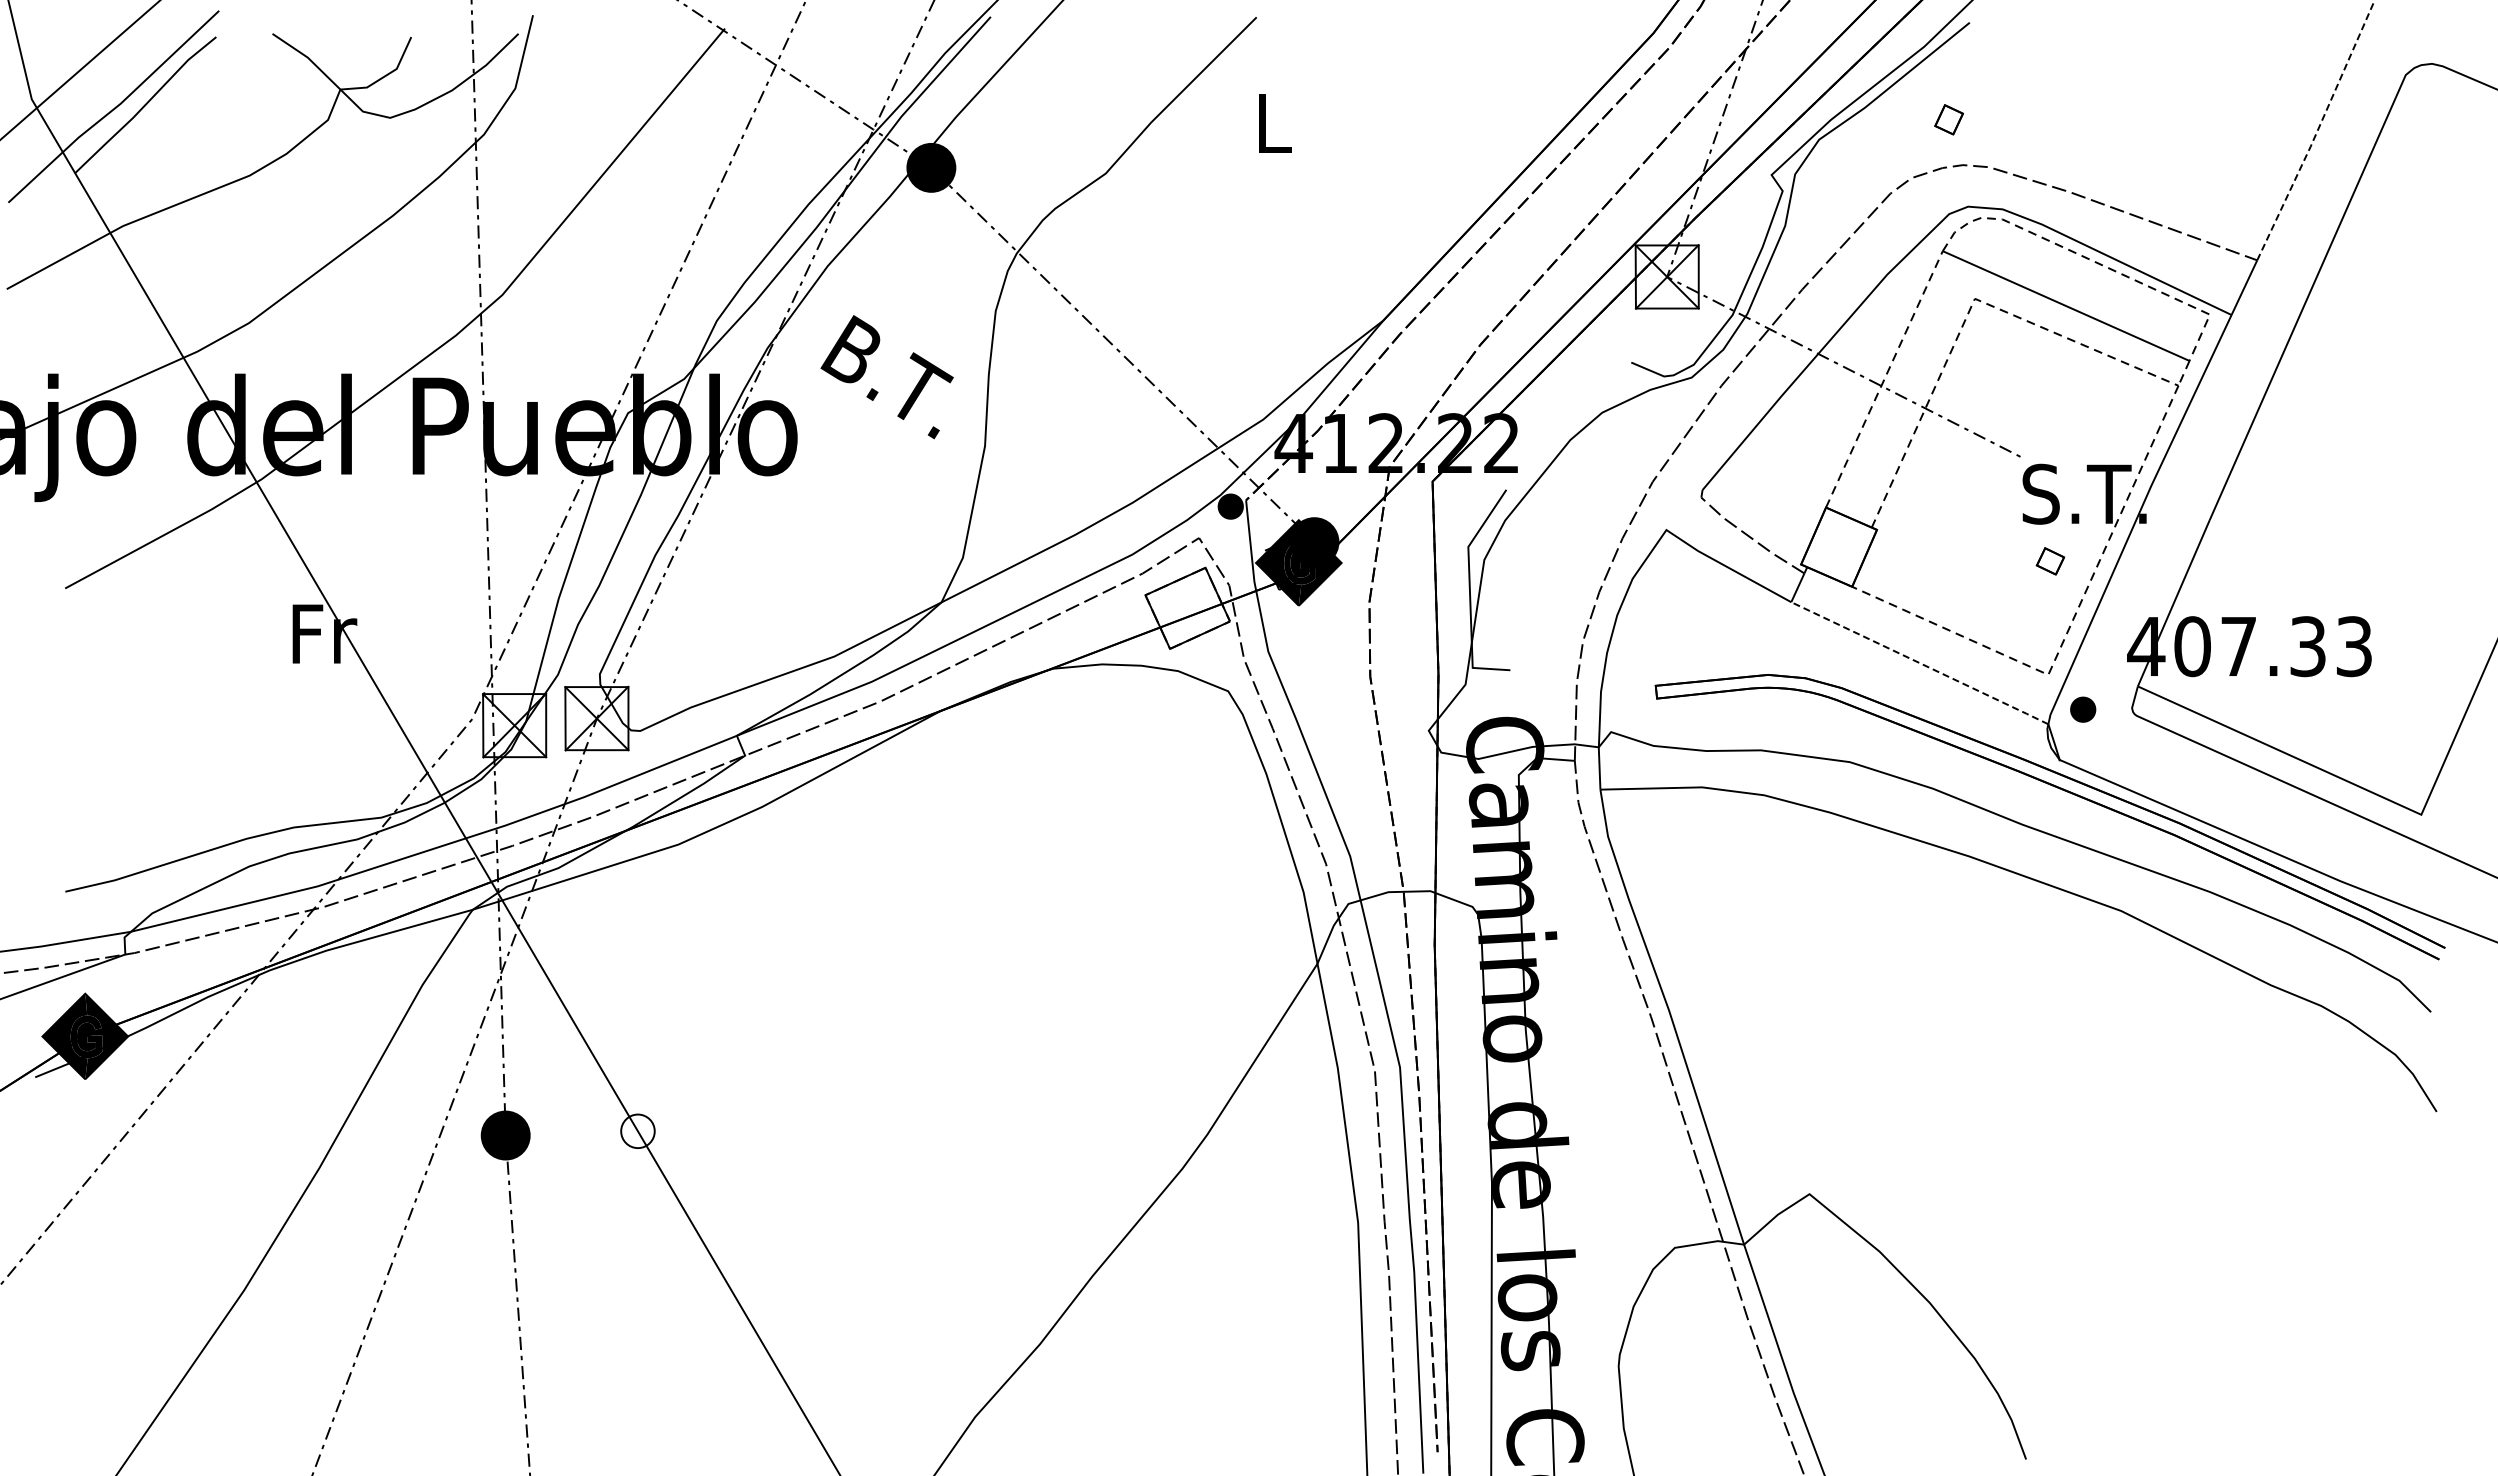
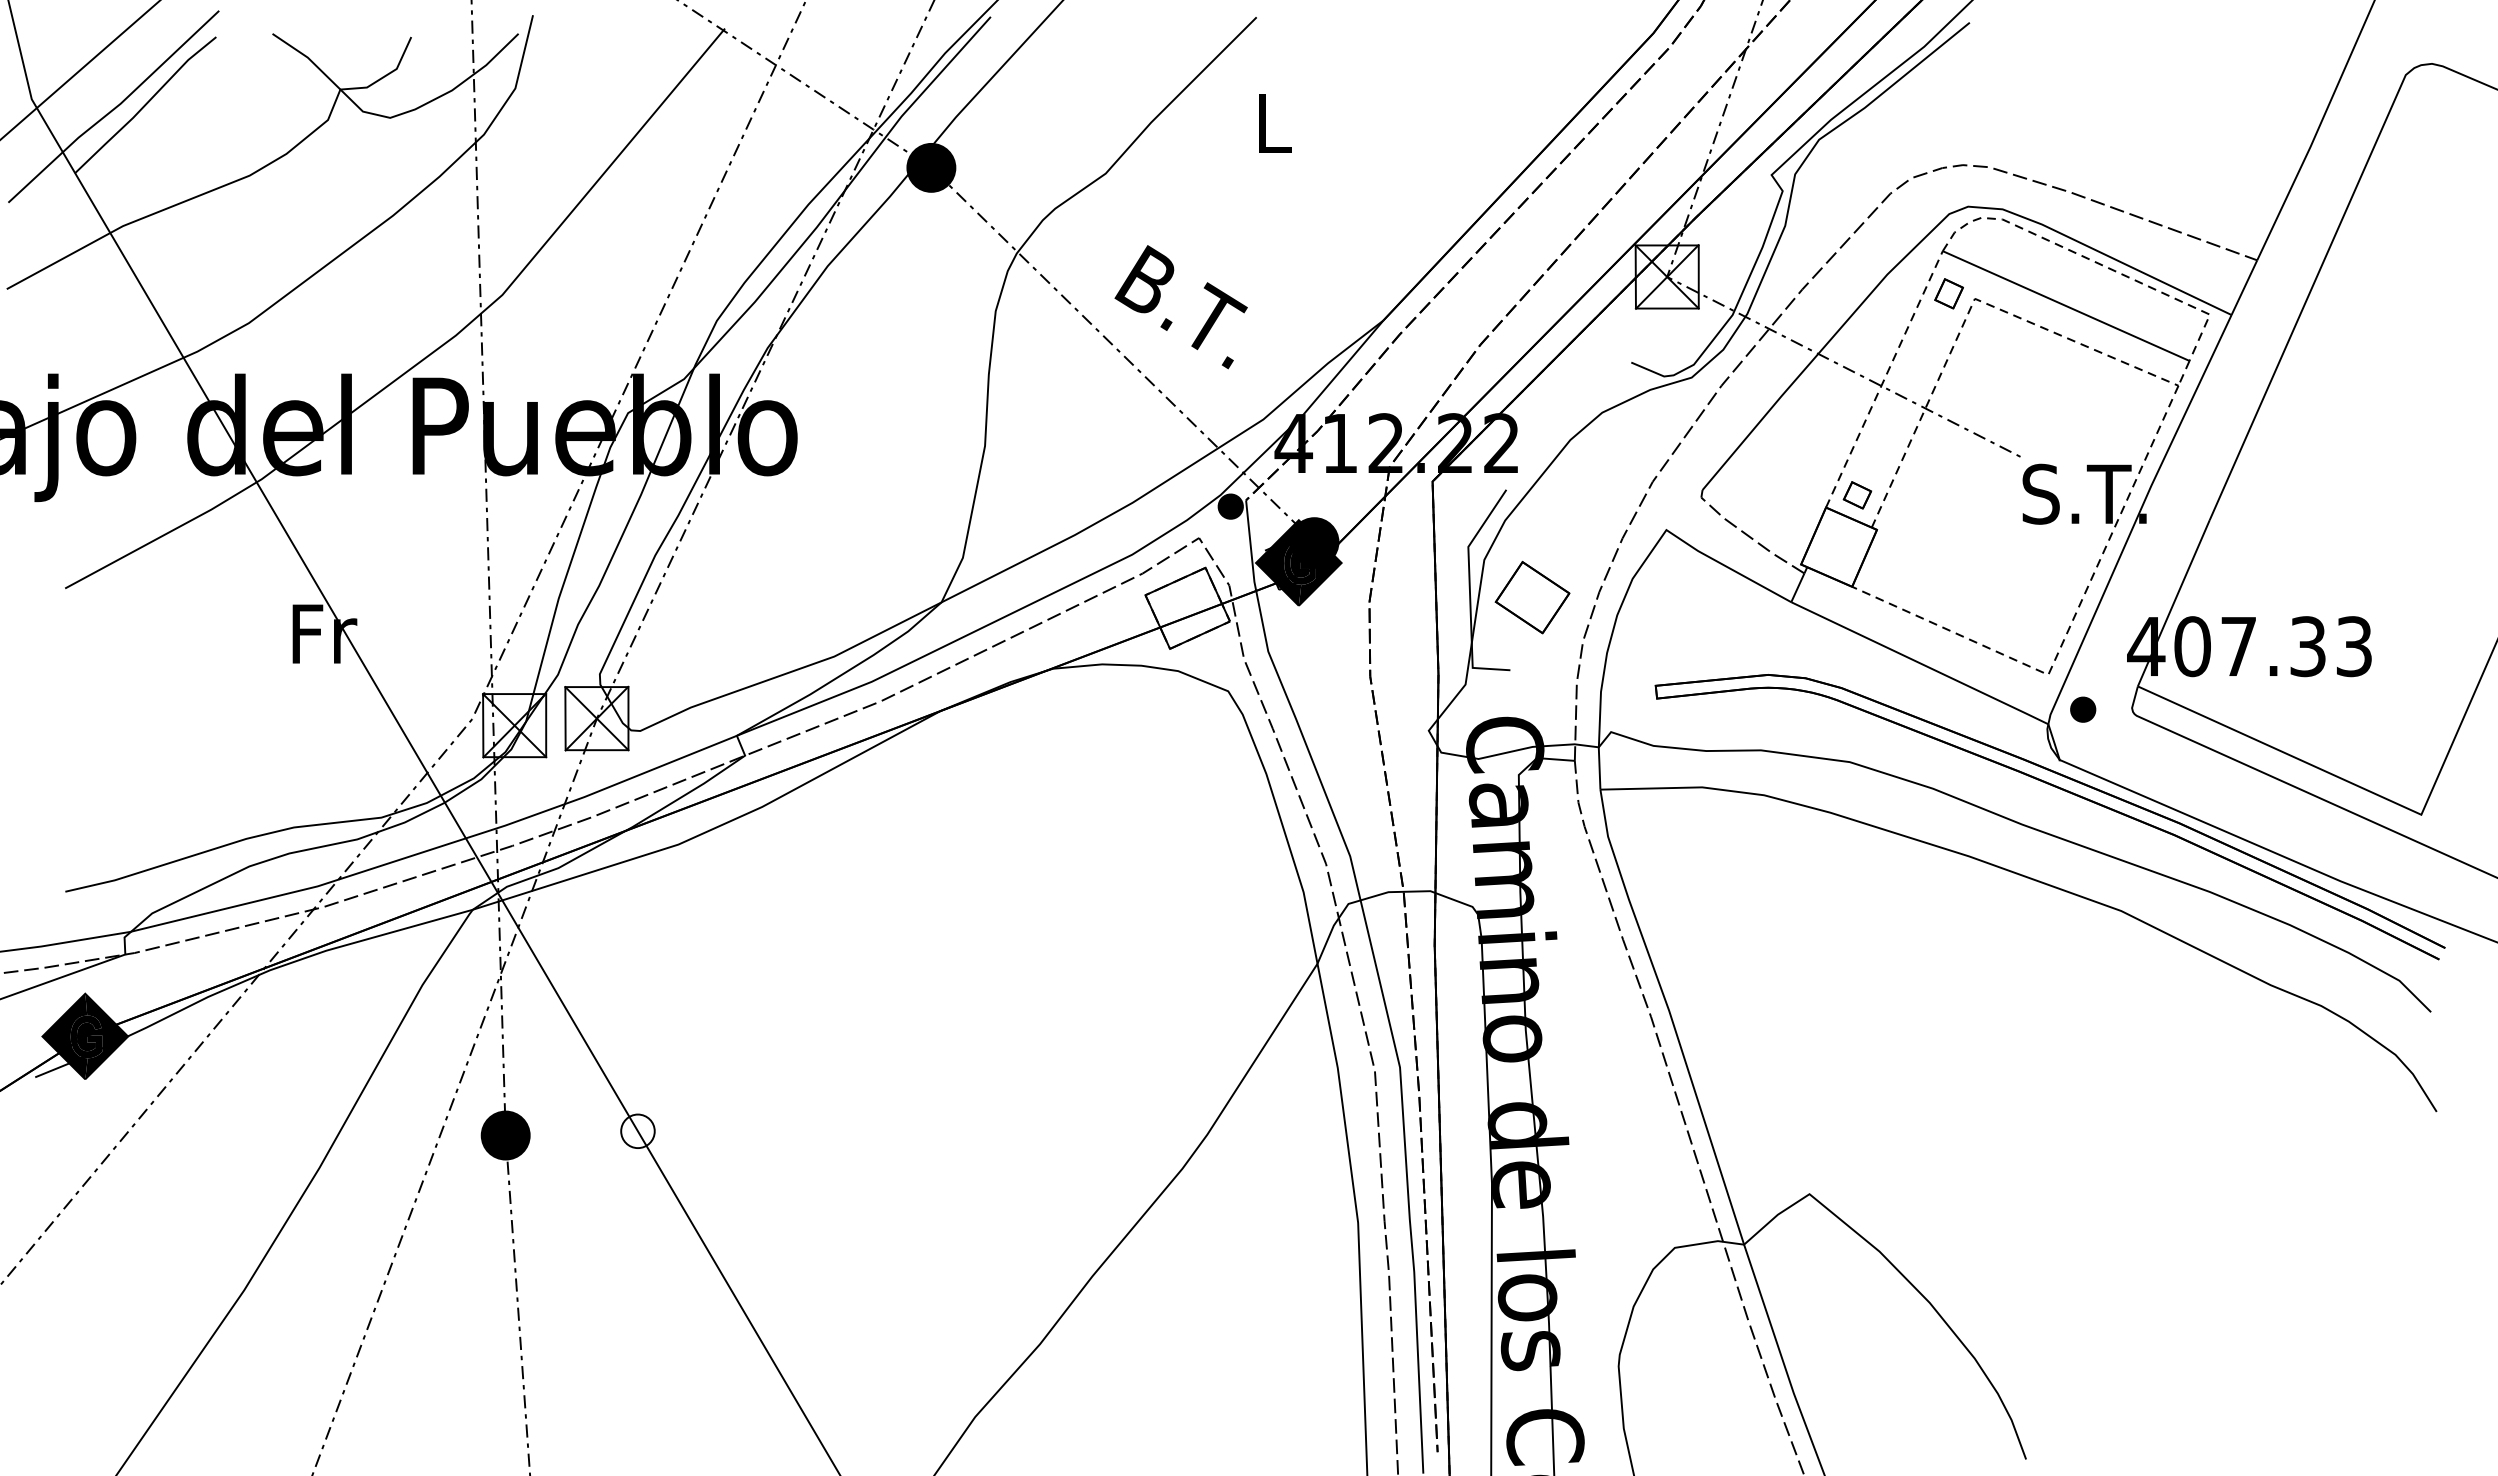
part position: (1948, 119) -> (1948, 293) (1948, 293)
line: dashed -> solid (2317, 131)
text position: (886, 377) -> (1180, 307) (1180, 307)
part position: (2050, 561) -> (1857, 495) (1857, 495)
part: none -> present (1532, 597)
line: dashed -> solid (1920, 663)
